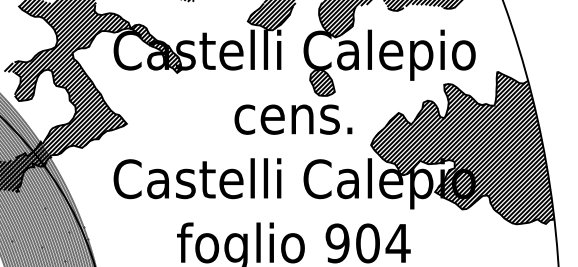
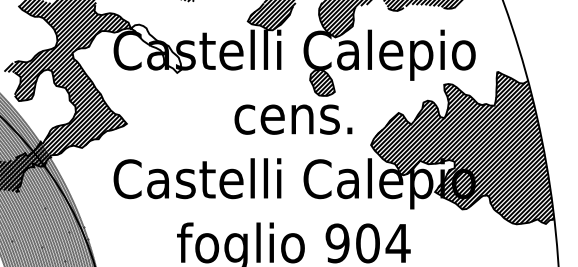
hatch: present -> none (156, 48)
